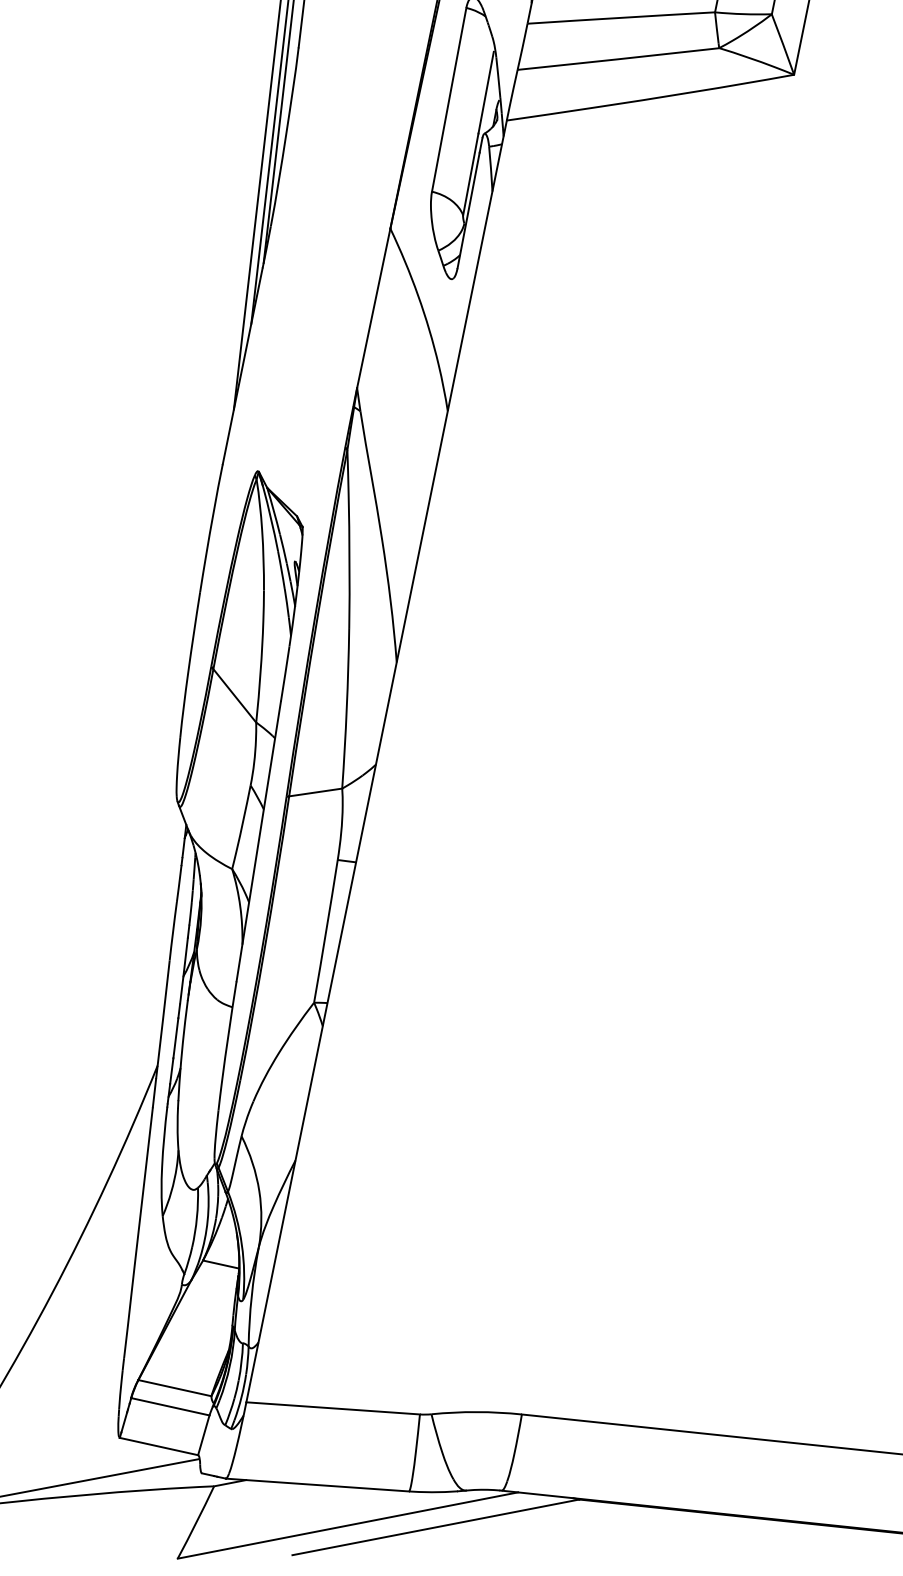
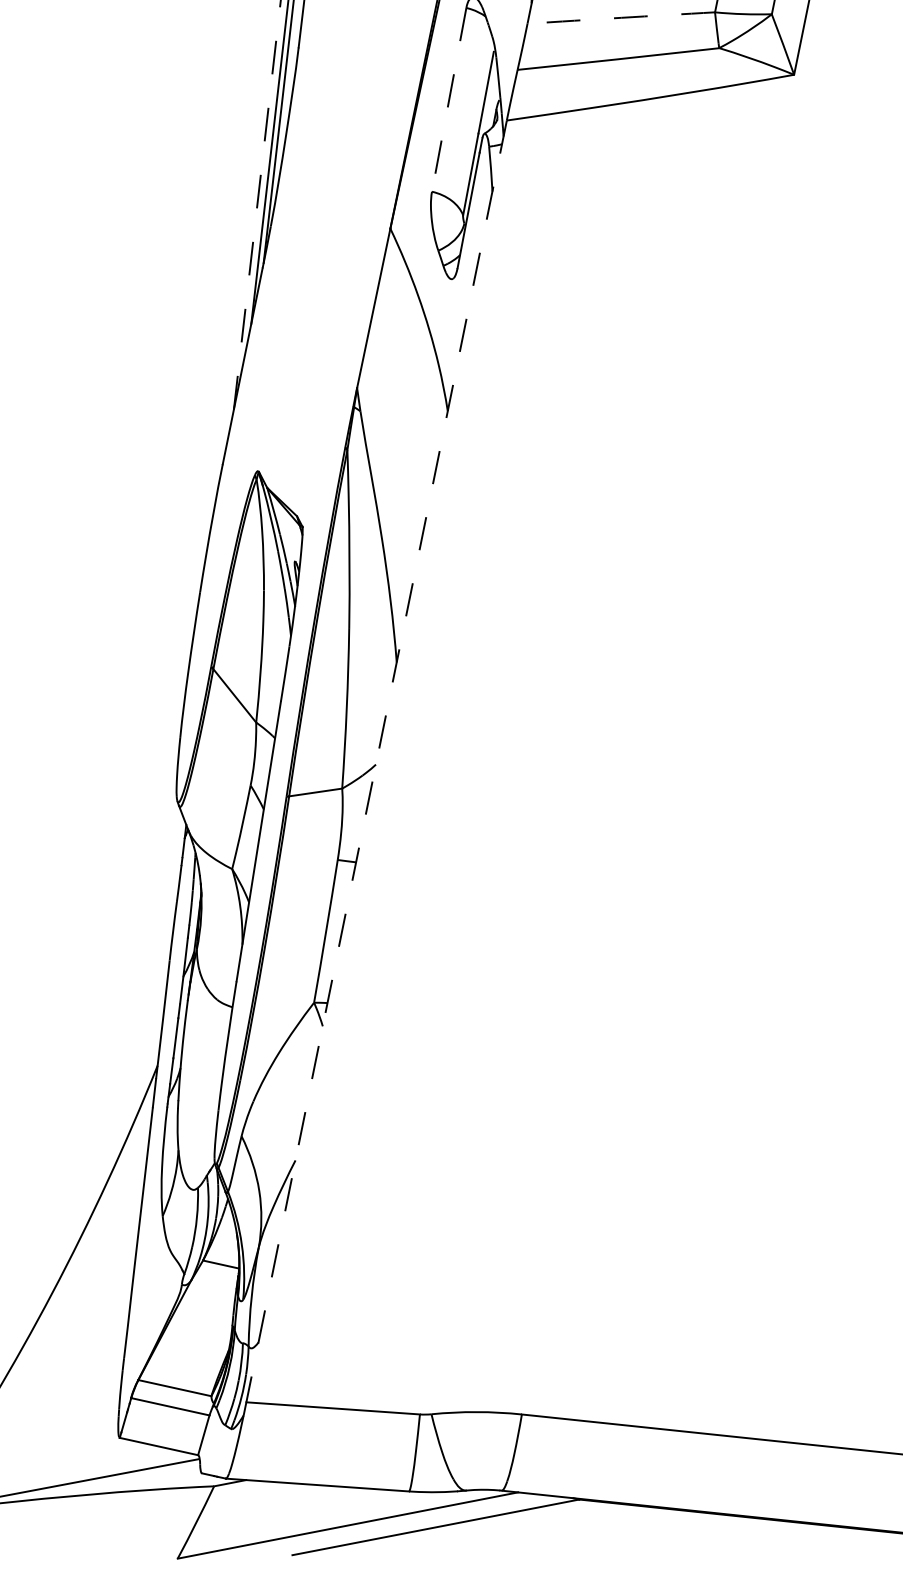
arc: solid -> dashed (621, 17)
line: solid -> dashed (449, 100)
line: solid -> dashed (257, 204)
line: solid -> dashed (376, 761)
